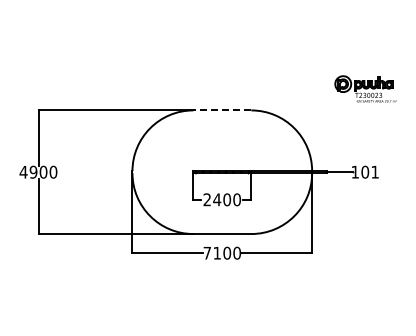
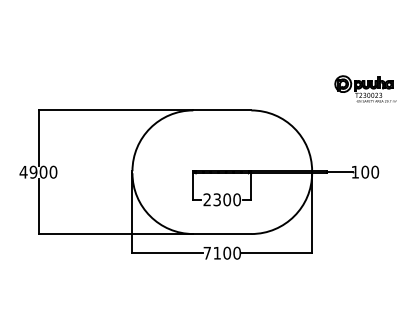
line: dashed -> solid (221, 110)
text: 101 -> 100 (375, 171)
text: 2400 -> 2300 (217, 199)
